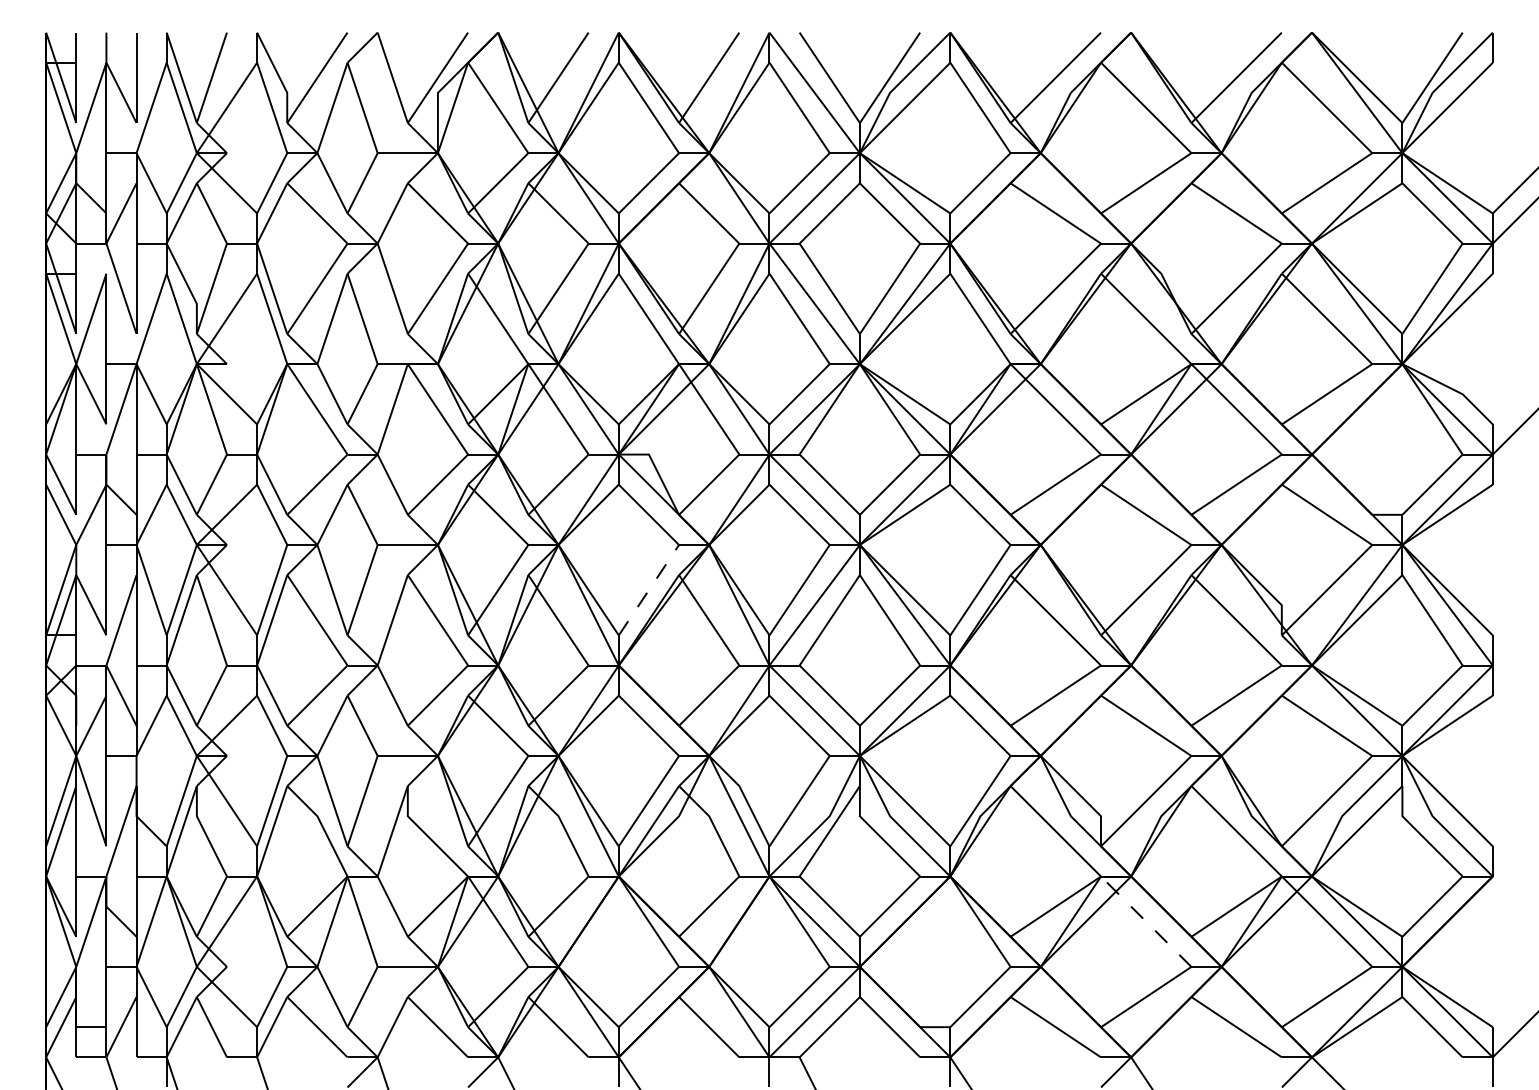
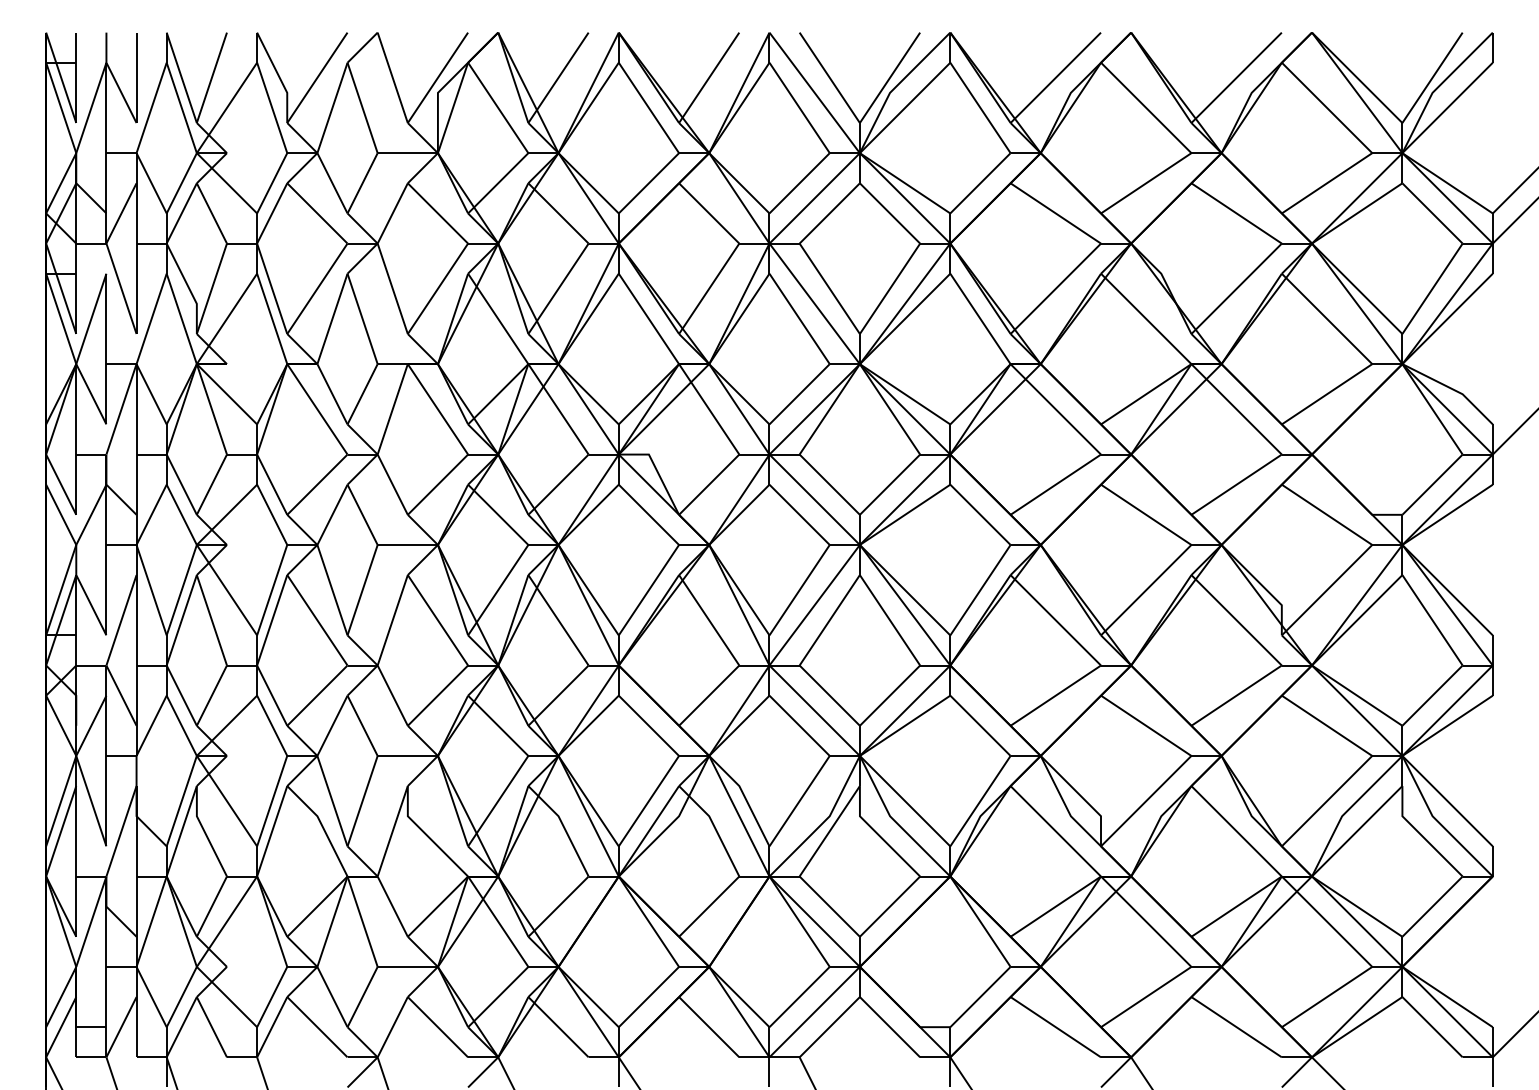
line: dashed -> solid (649, 589)
line: dashed -> solid (1146, 921)
